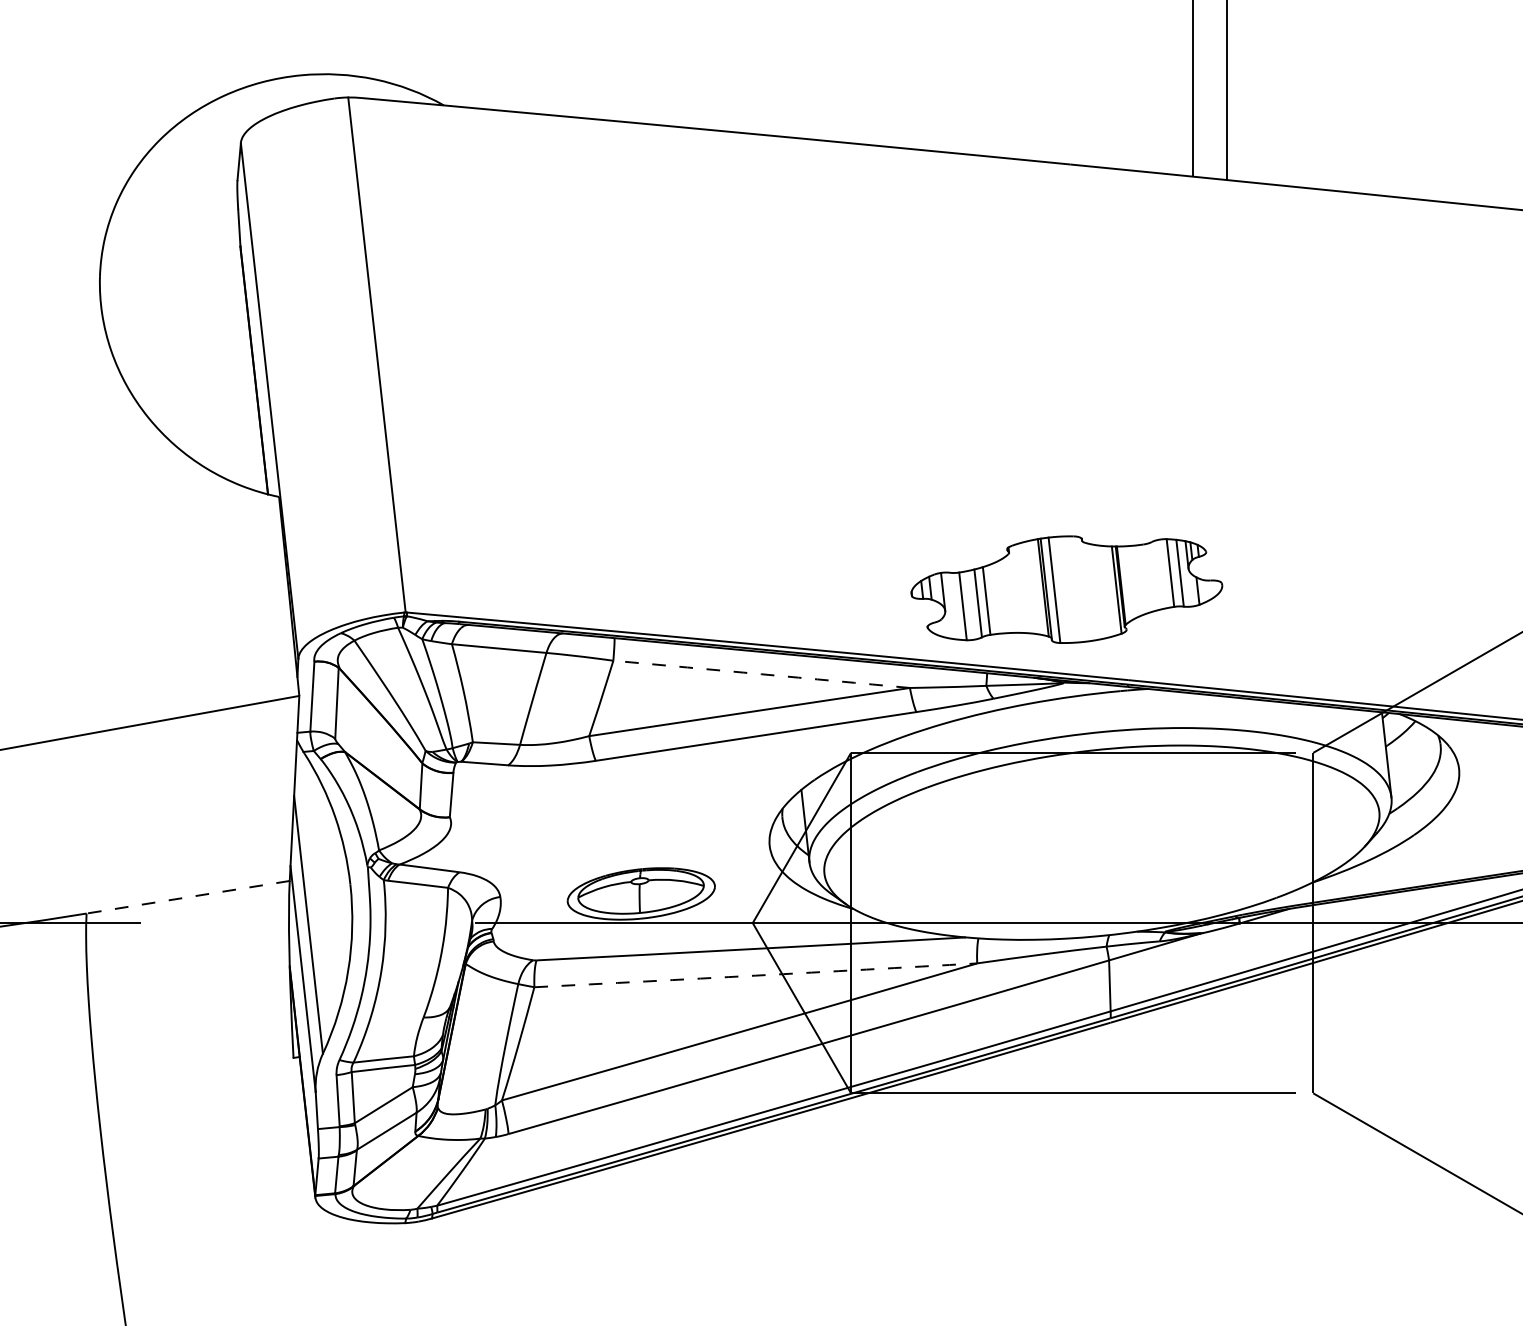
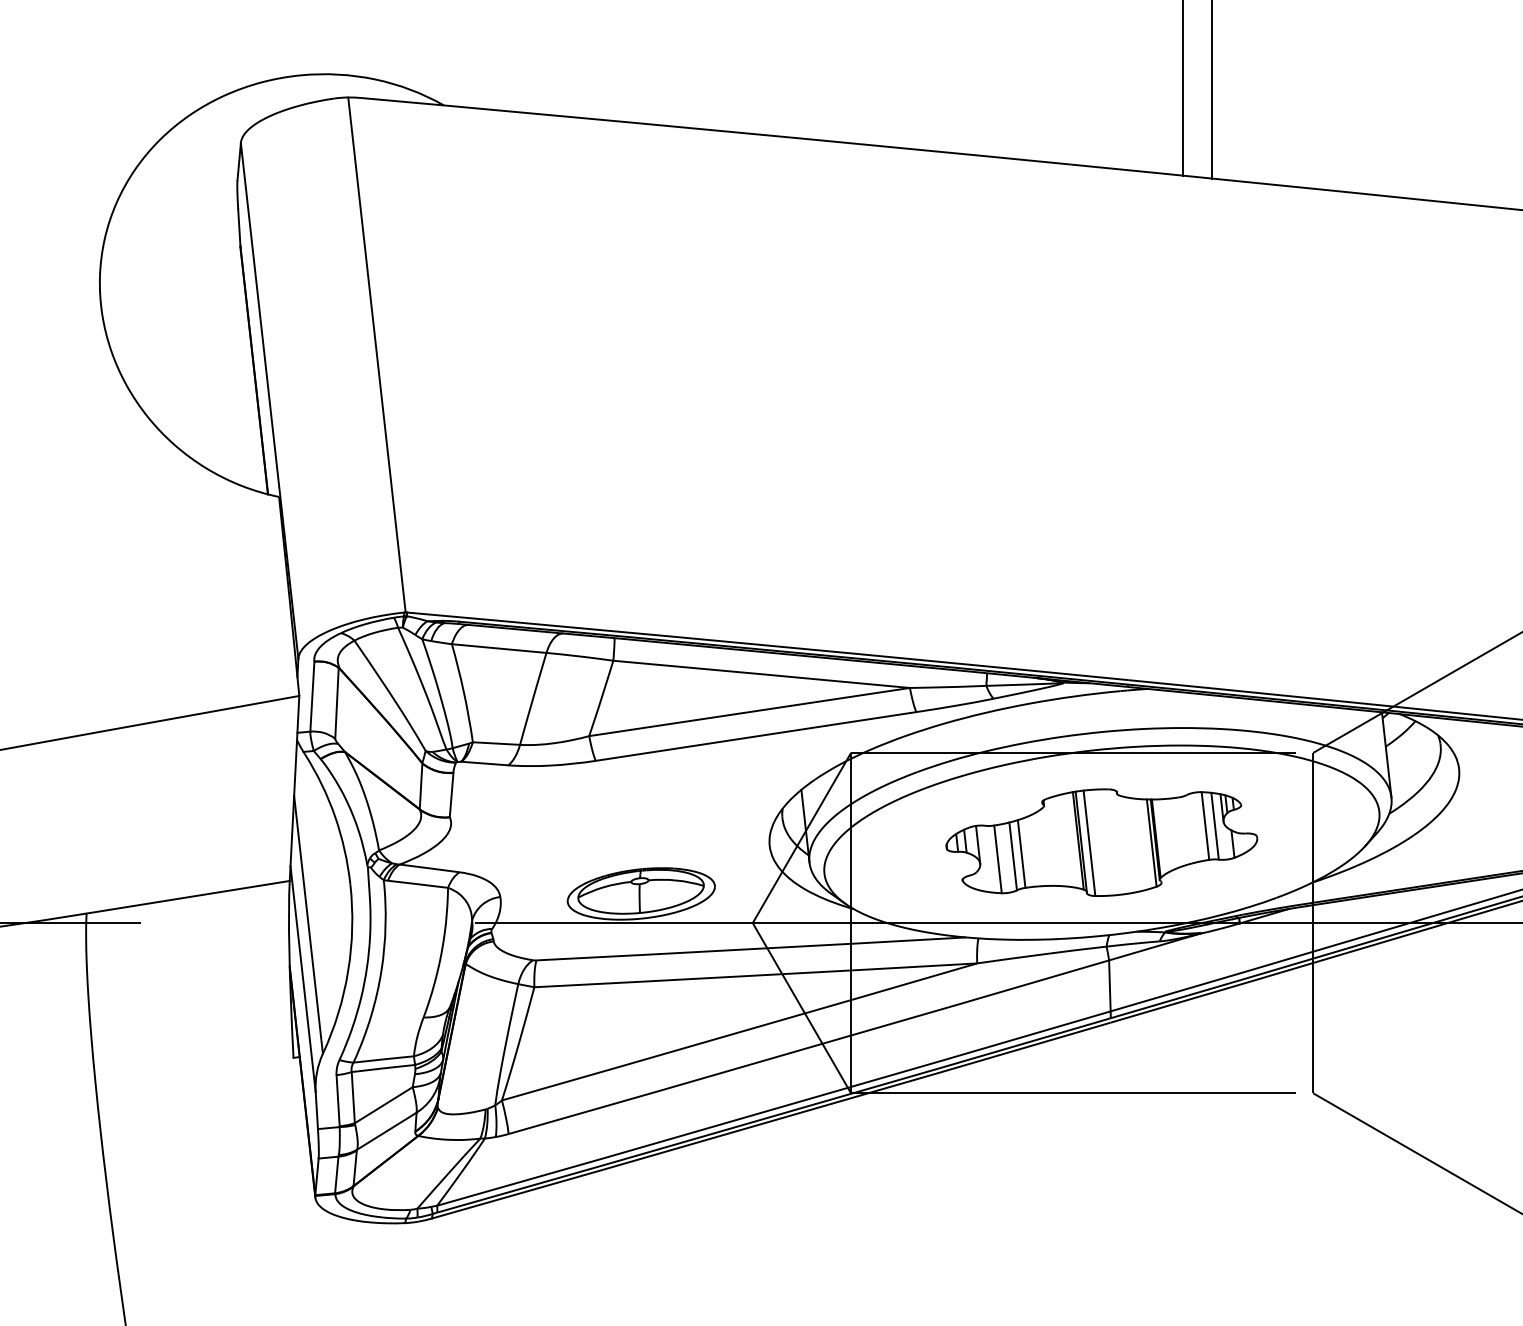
line position: (1192, 88) -> (1182, 88) (1182, 88)
line position: (1227, 90) -> (1212, 90) (1212, 90)
part position: (1066, 589) -> (1101, 842) (1101, 842)
arc: dashed -> solid (761, 674)
line: dashed -> solid (188, 897)
arc: dashed -> solid (755, 975)
